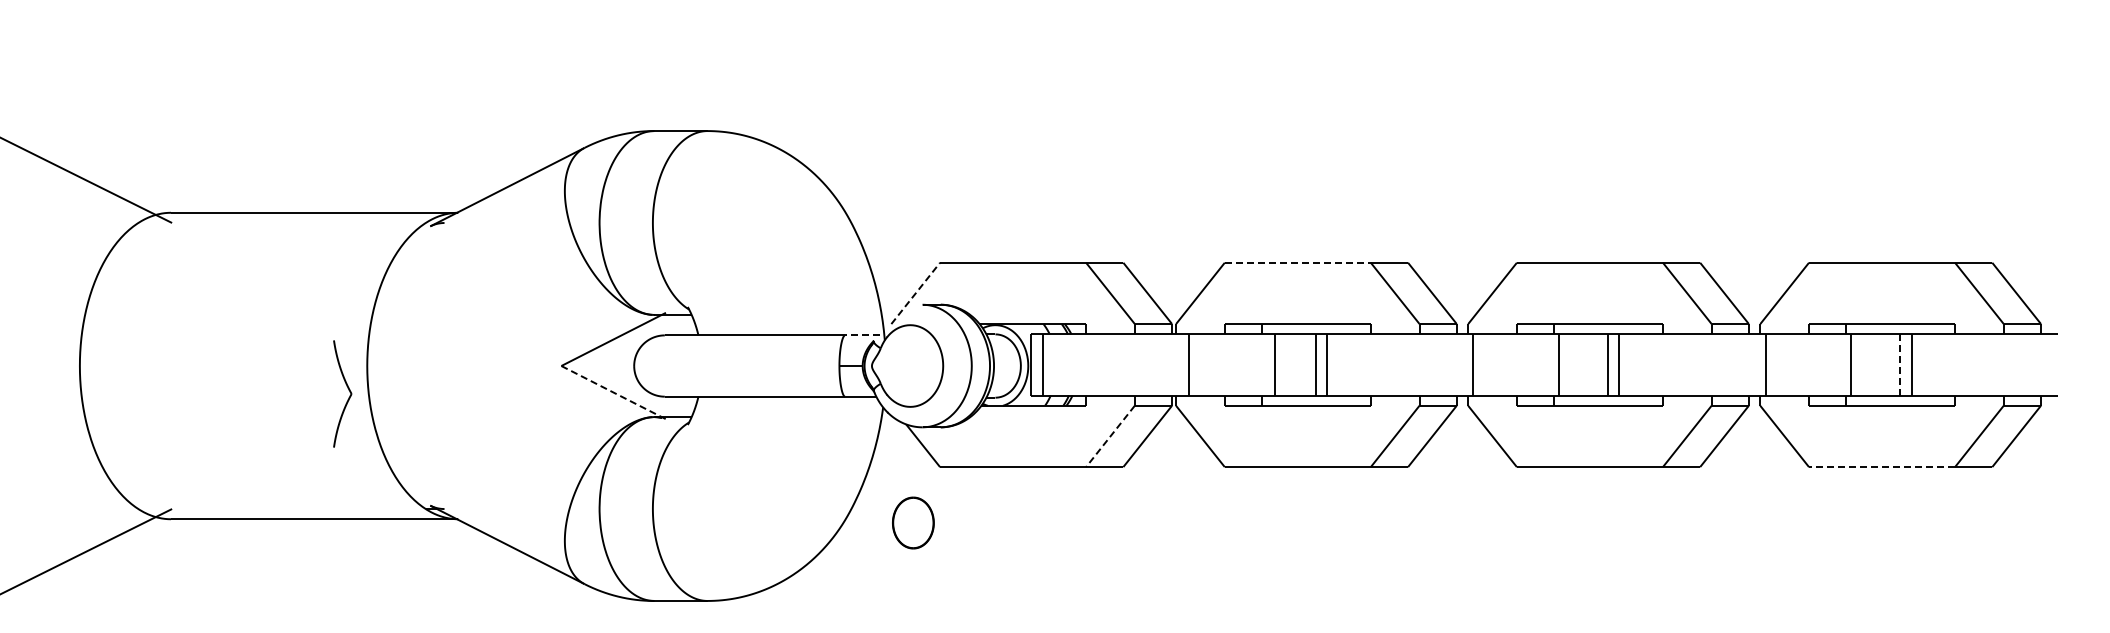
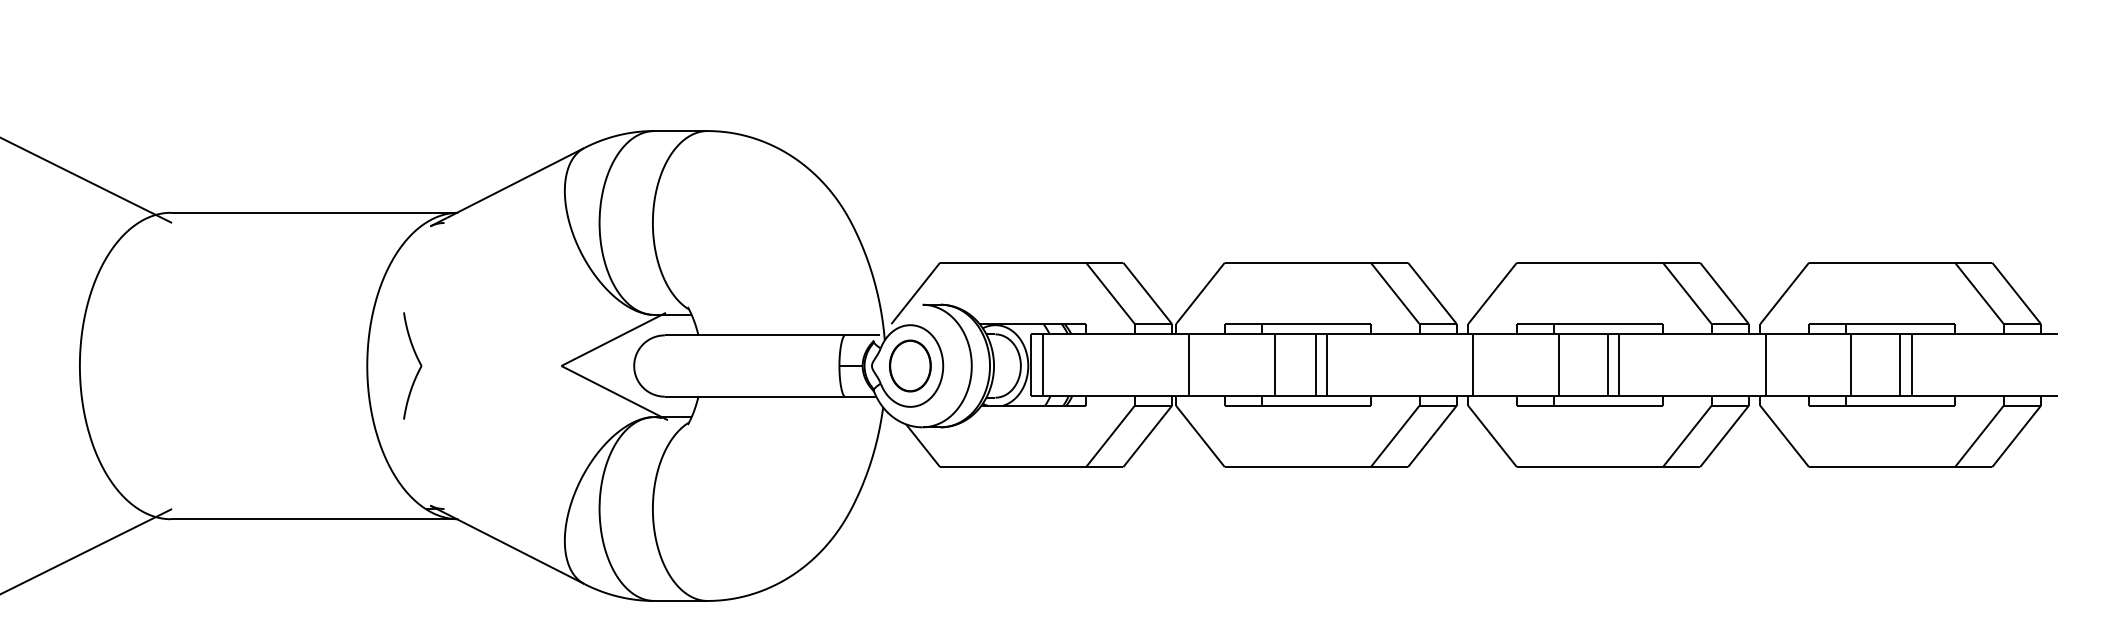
line: dashed -> solid (1298, 262)
line: dashed -> solid (916, 293)
line: dashed -> solid (861, 335)
line: dashed -> solid (1900, 364)
part position: (348, 390) -> (418, 362) (418, 362)
line: dashed -> solid (614, 393)
line: dashed -> solid (1110, 436)
line: dashed -> solid (1881, 467)
part position: (913, 522) -> (910, 365) (910, 365)
